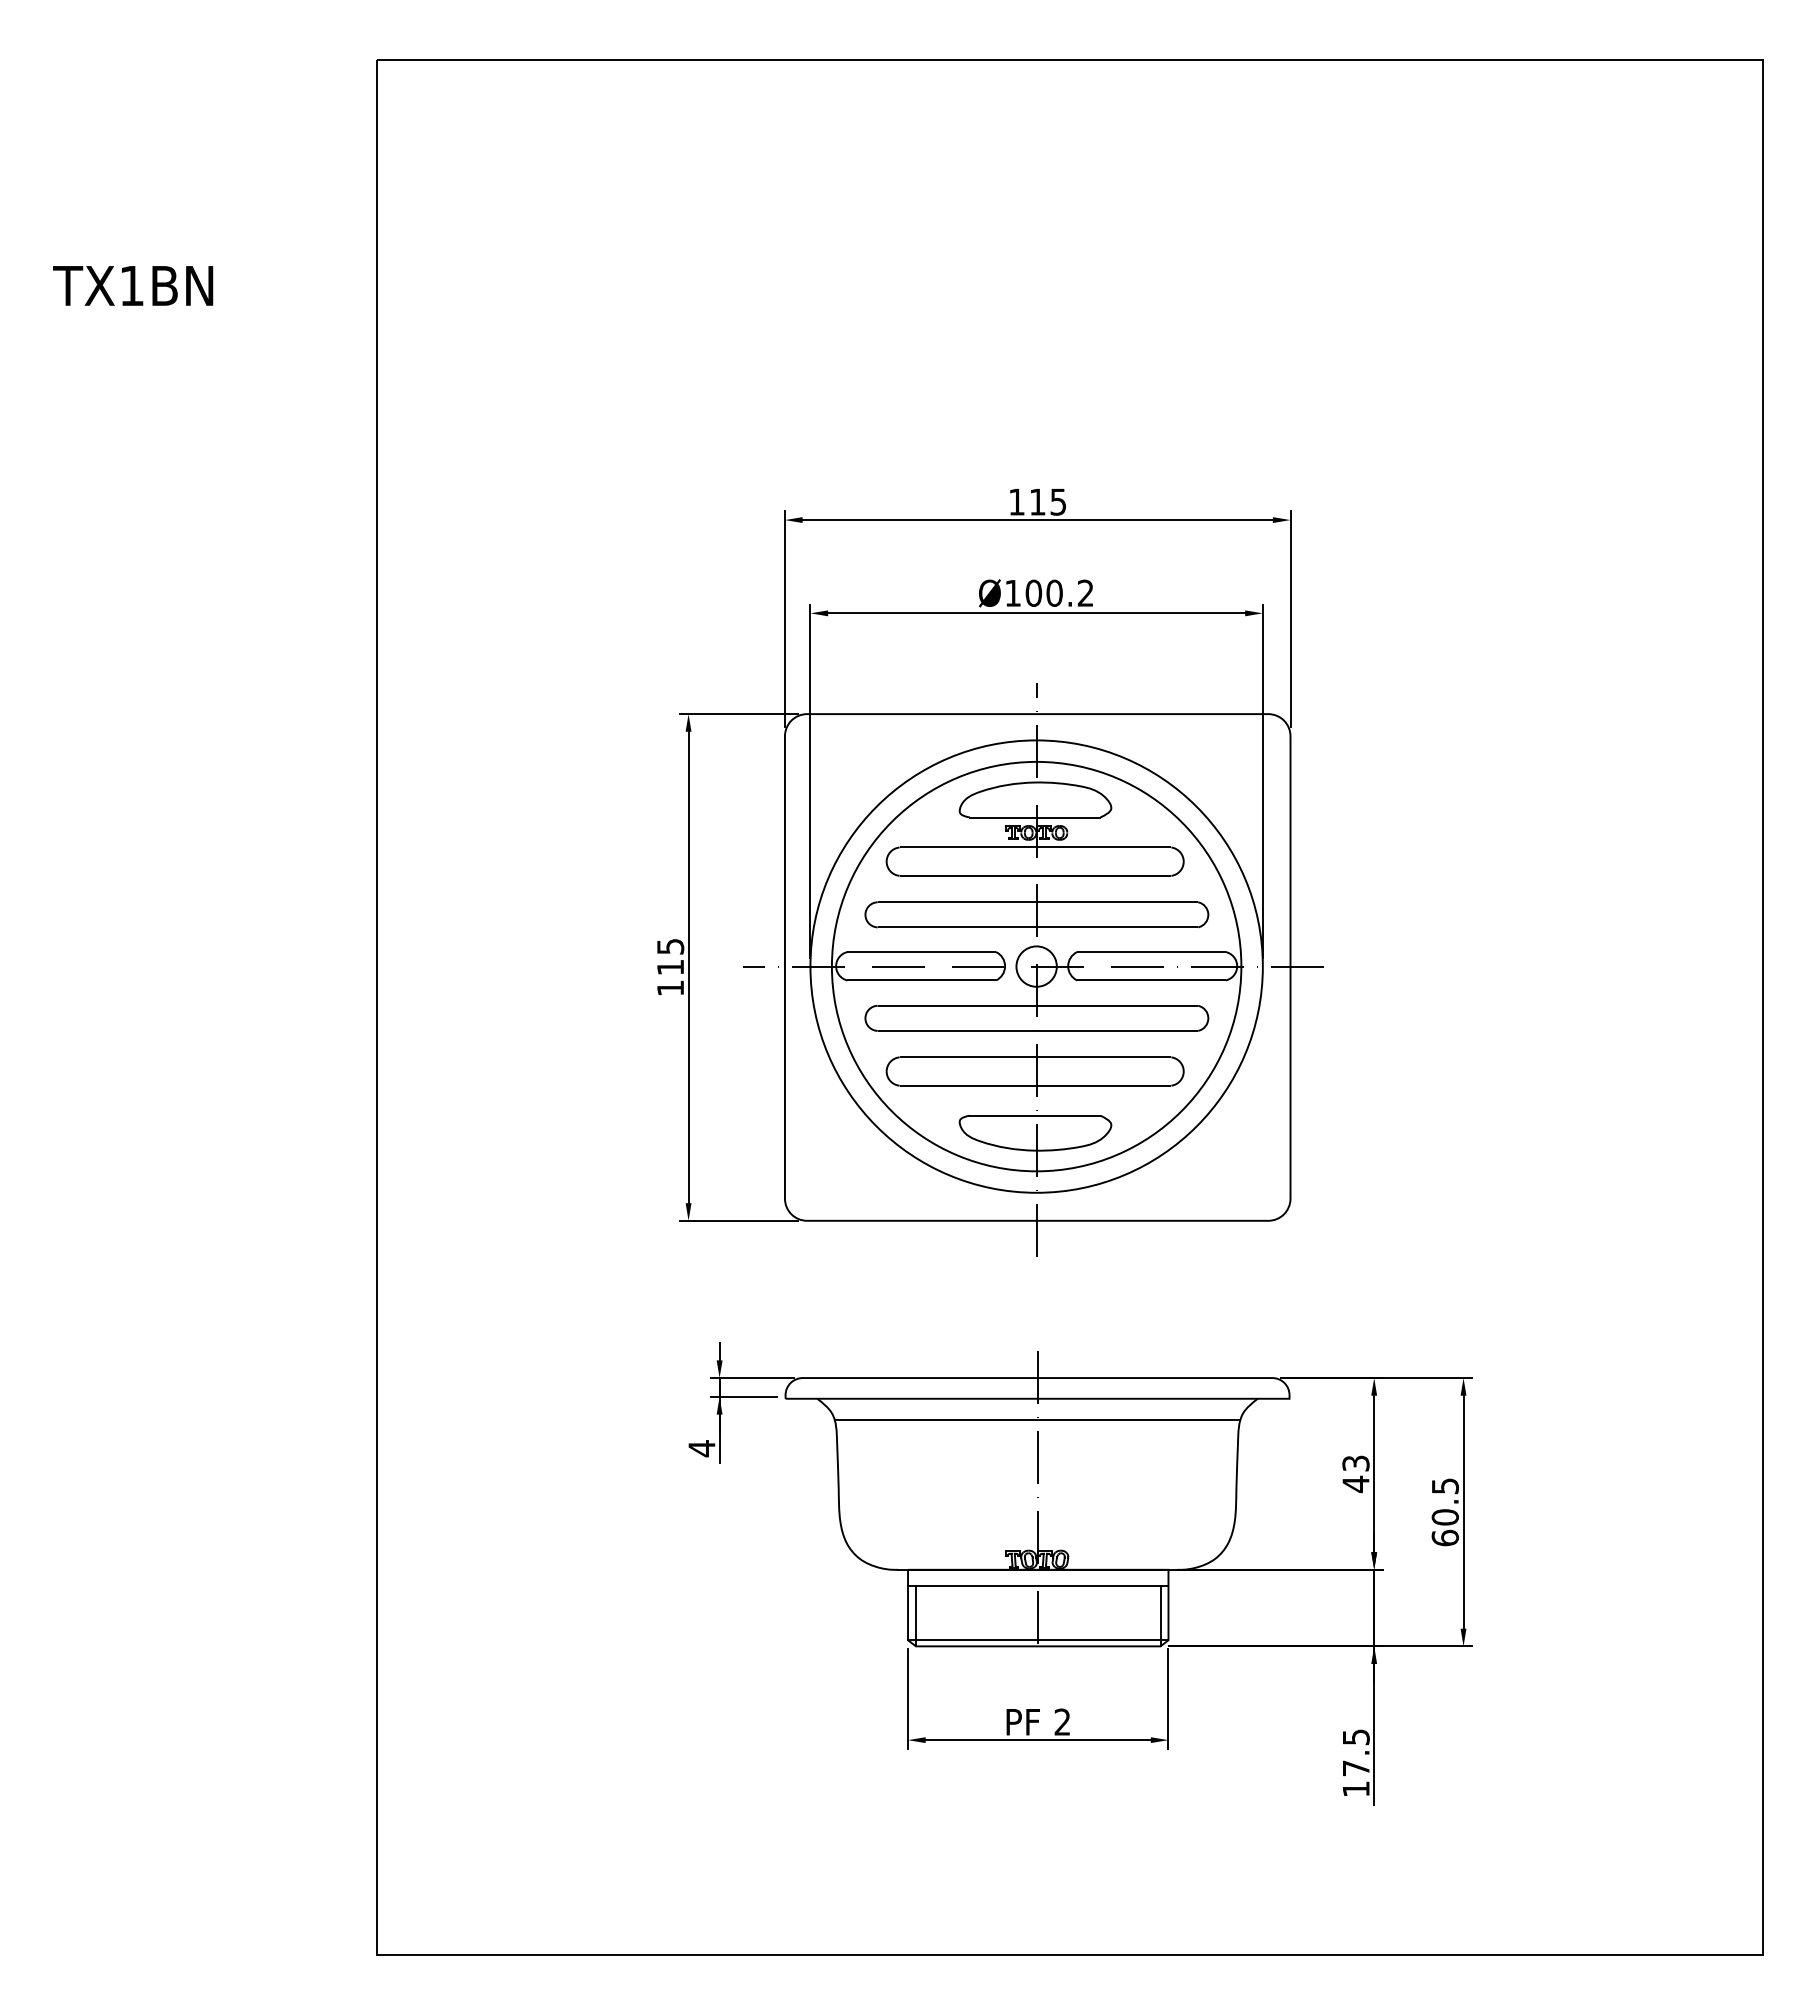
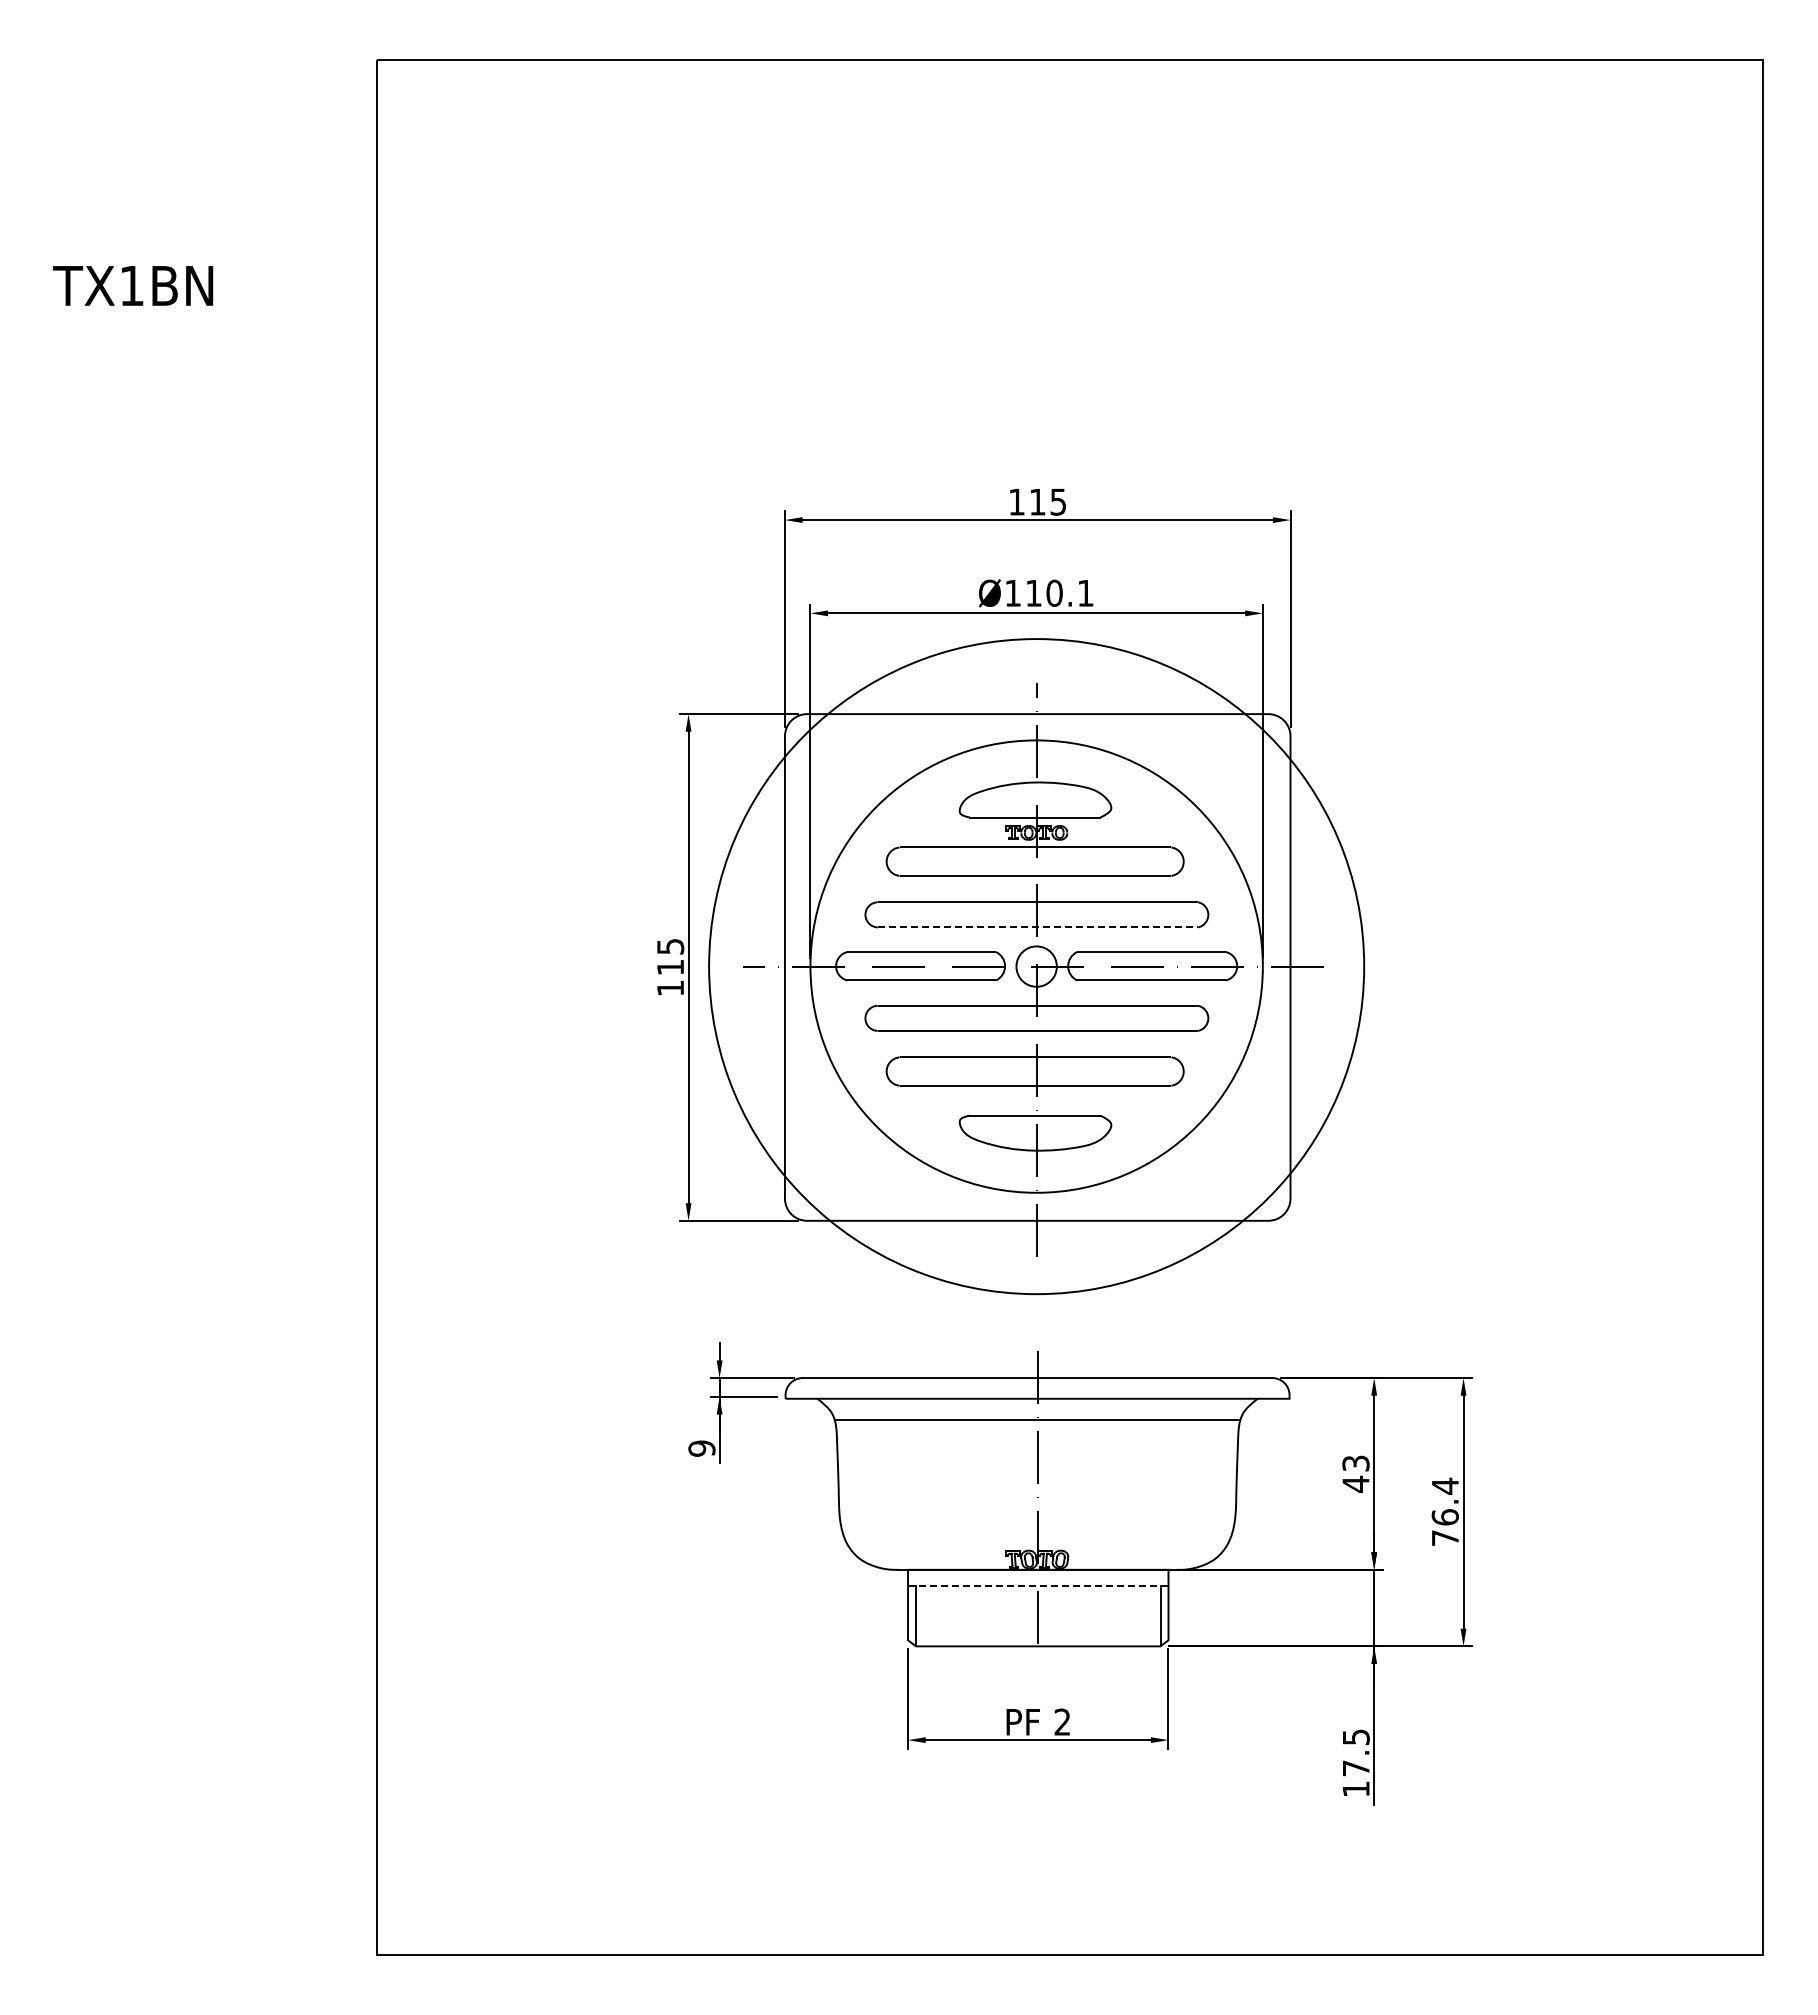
text: Ø100.2 -> Ø110.1 (1059, 592)
line: solid -> dashed (1038, 927)
circle diameter: 409 px -> 655 px (1036, 966)
text: 4 -> 9 (701, 1448)
text: 60.5 -> 76.4 (1444, 1511)
line: solid -> dashed (1038, 1585)
line: present -> none (1038, 1640)
